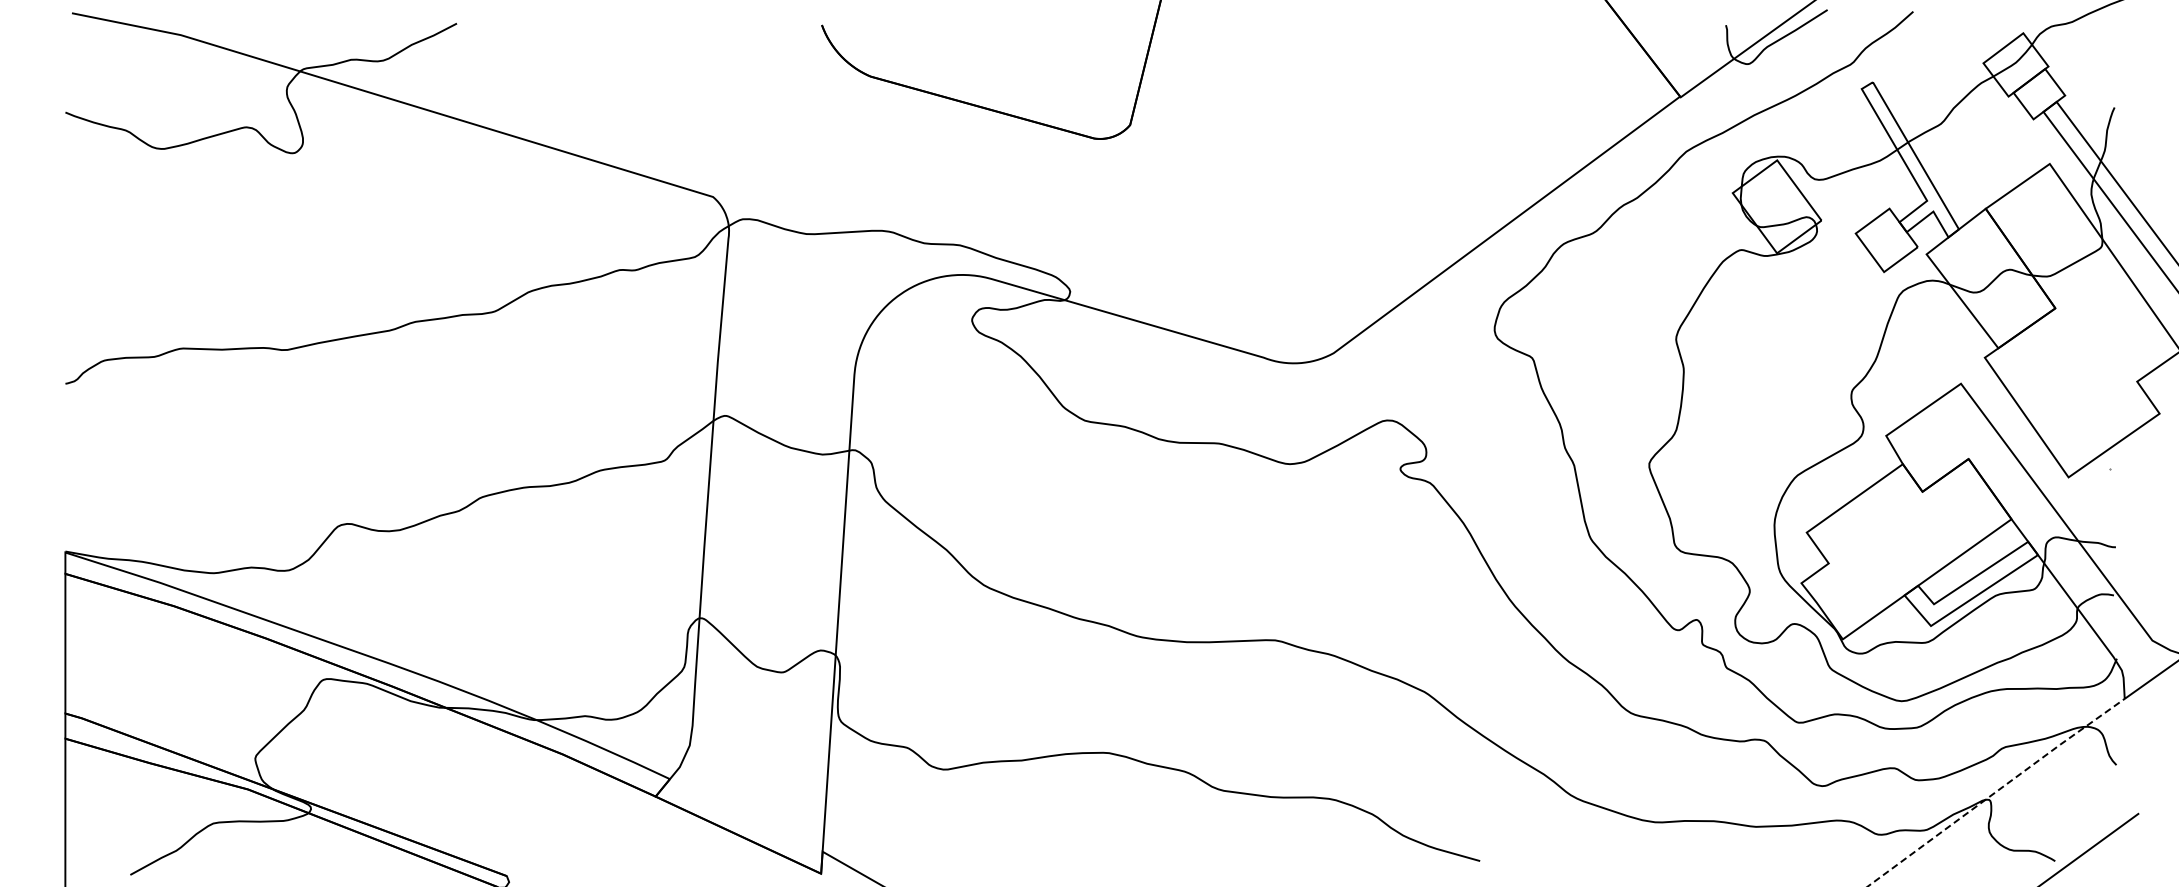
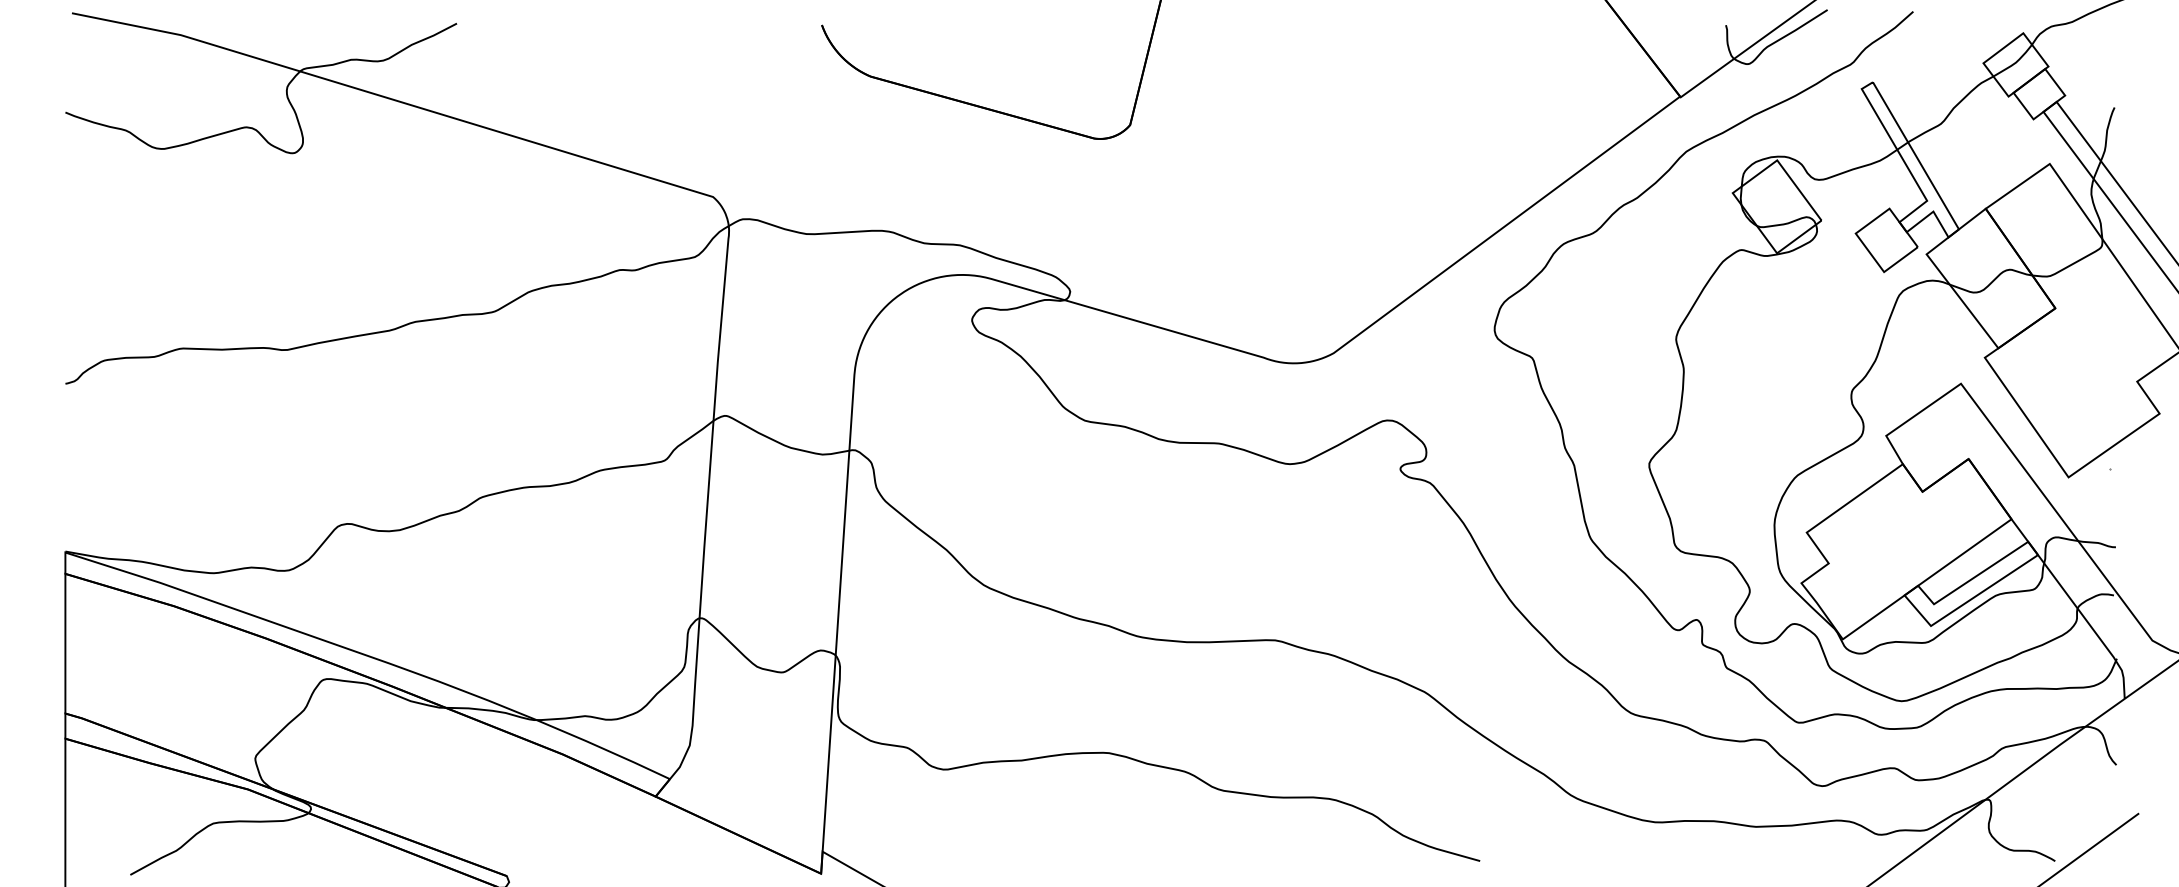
line: dashed -> solid (1996, 791)
